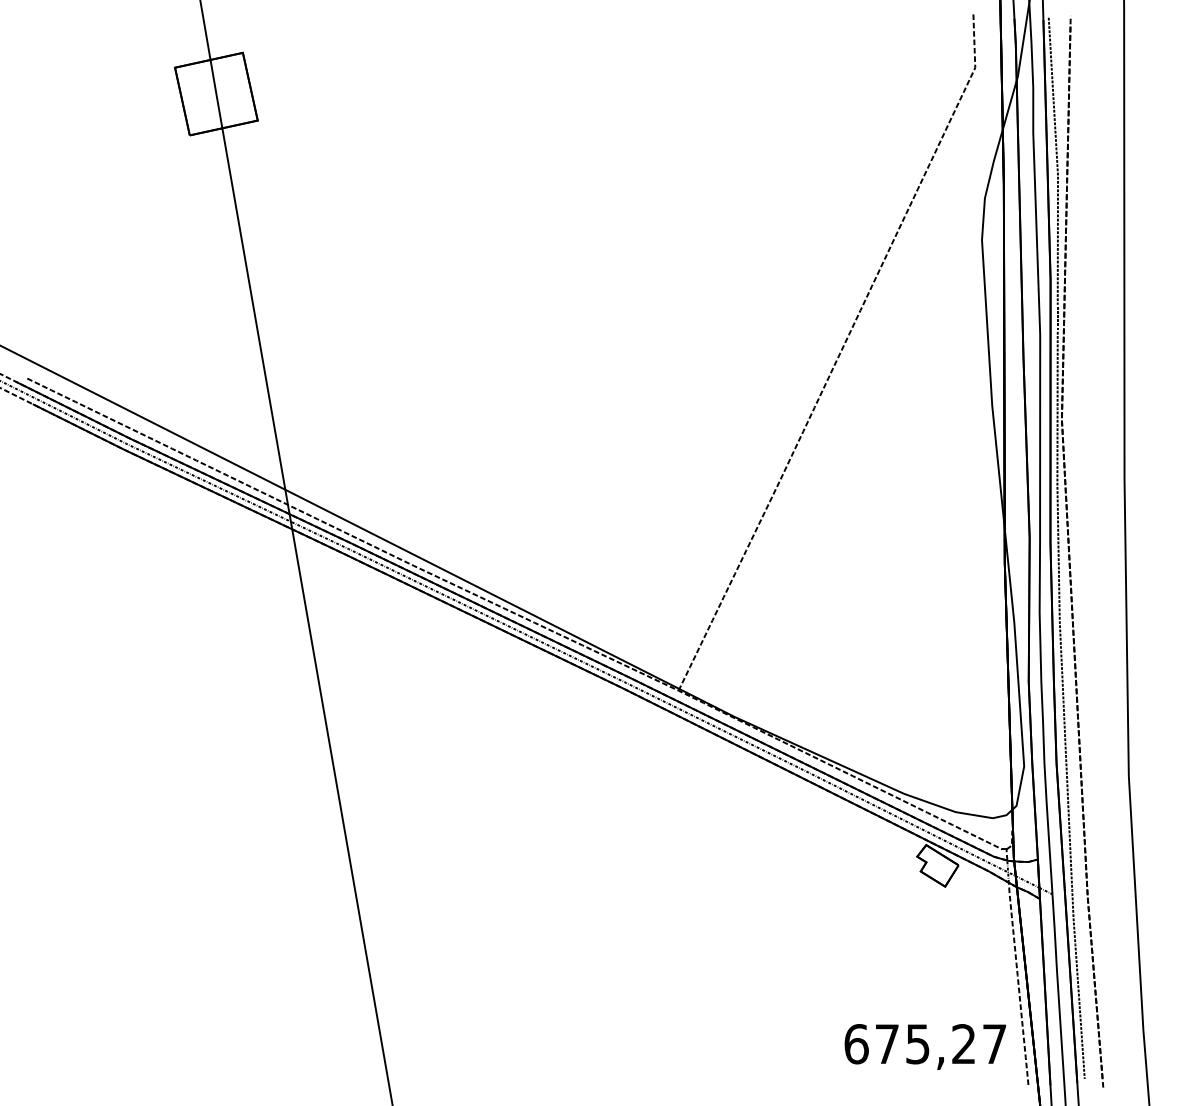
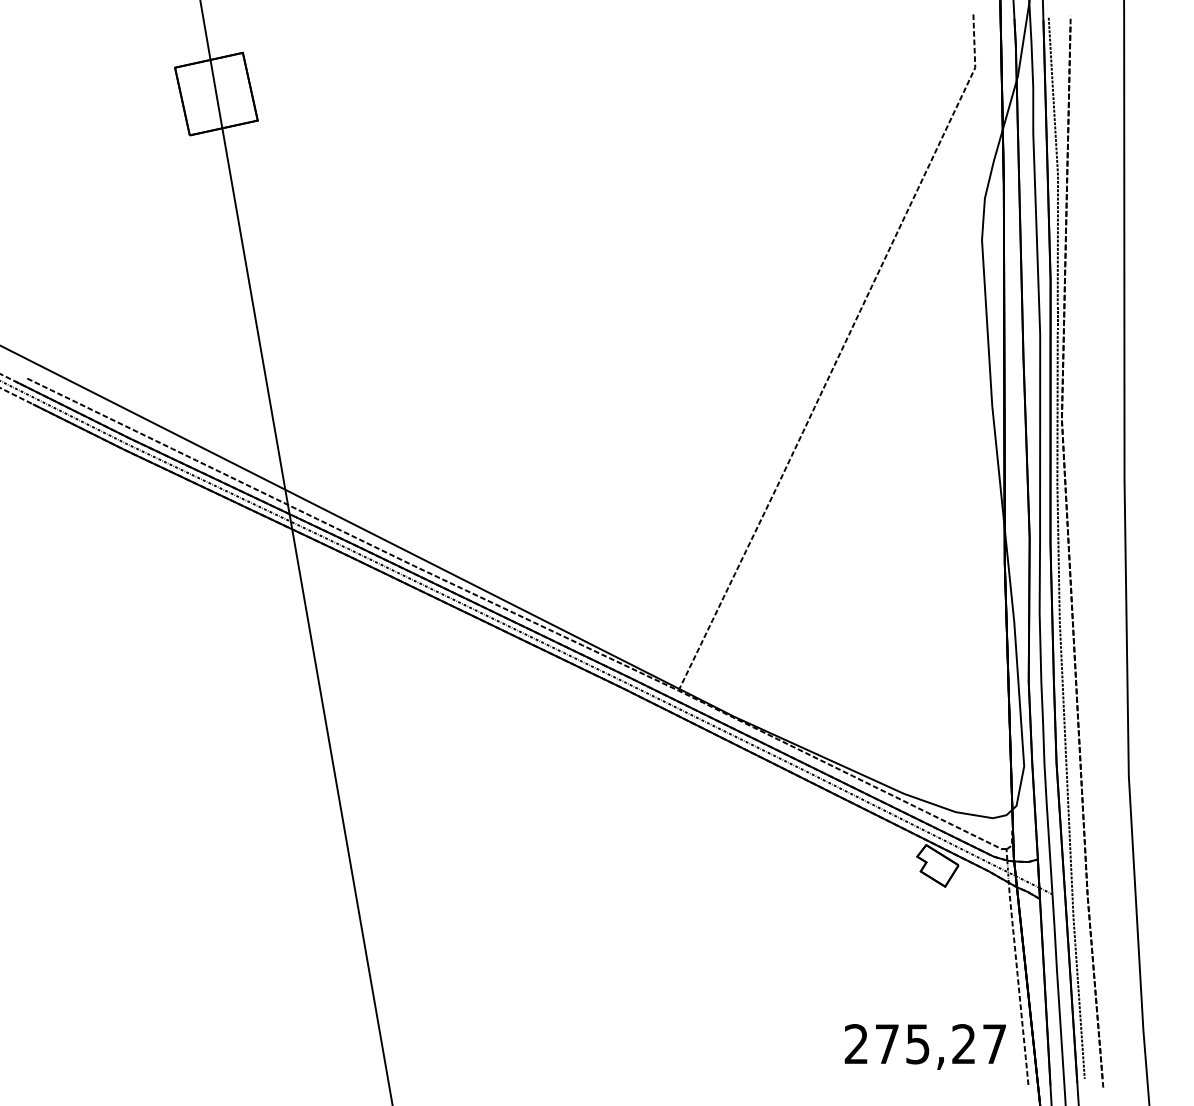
text: 675,27 -> 275,27 (856, 1044)
